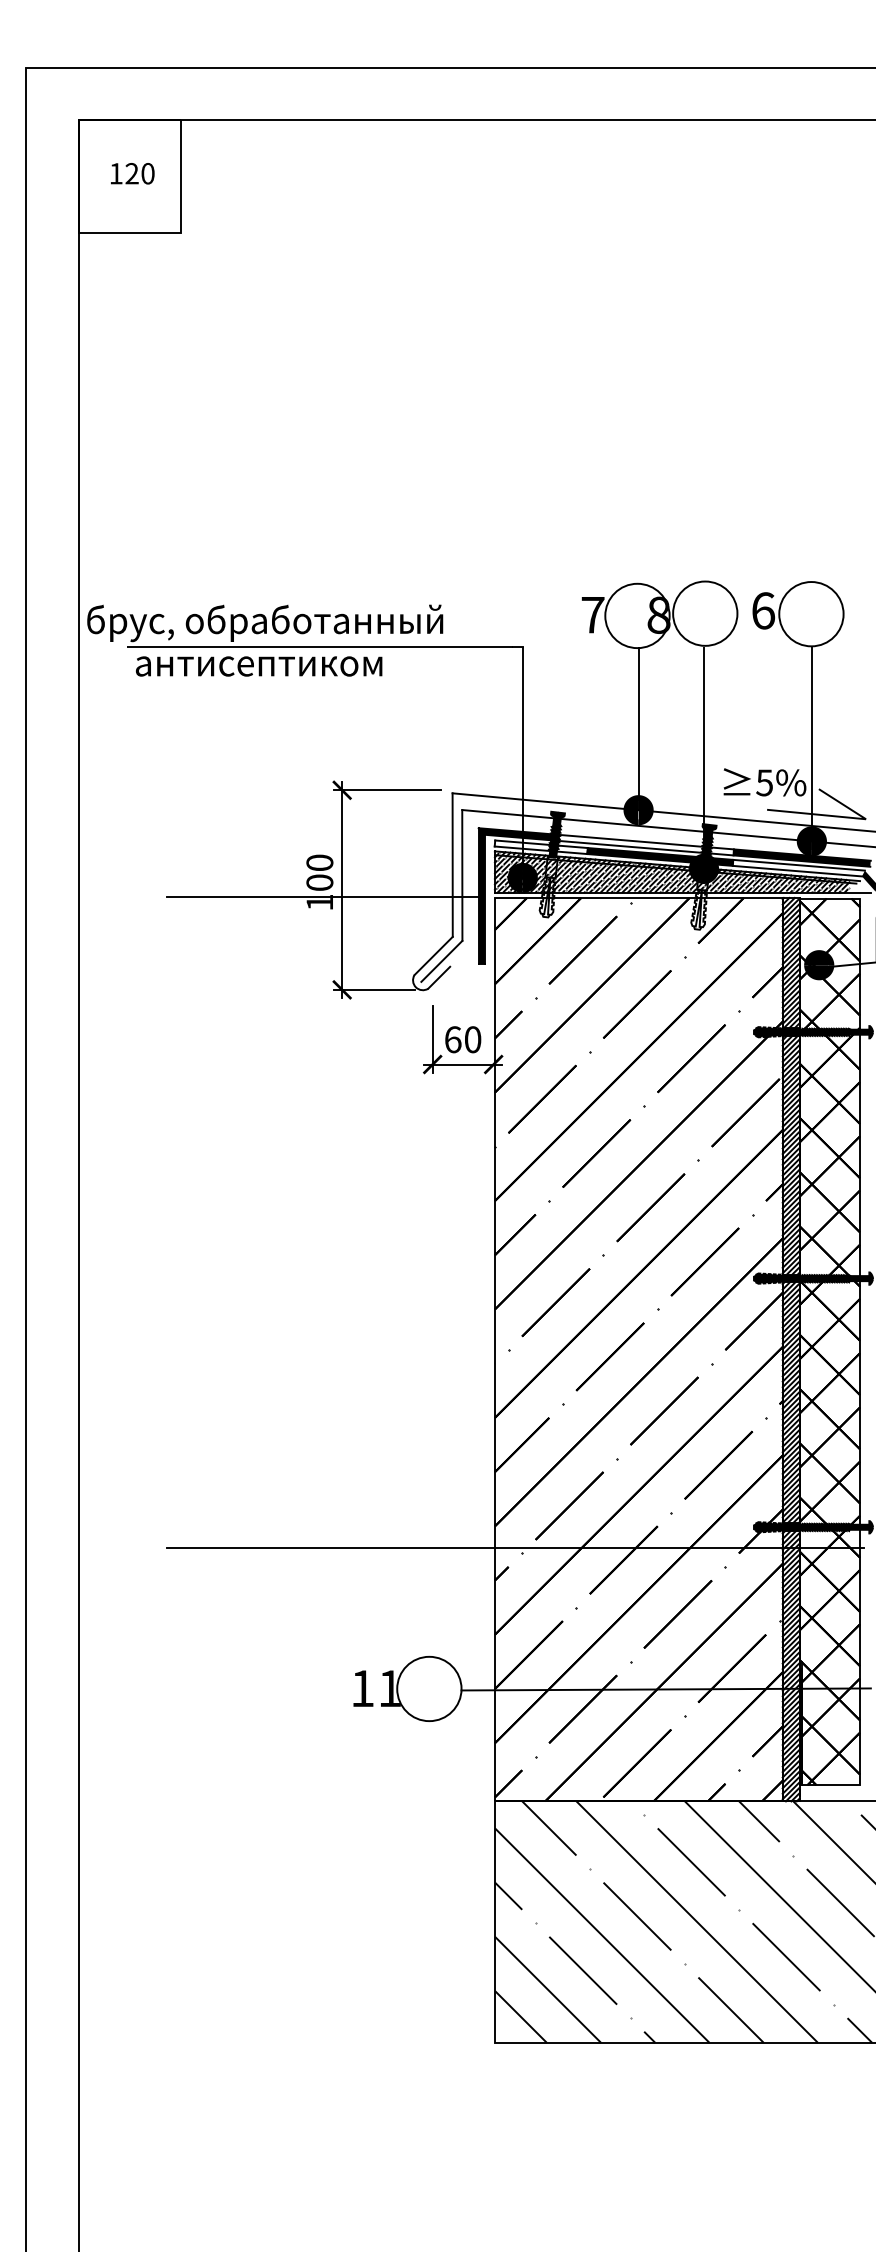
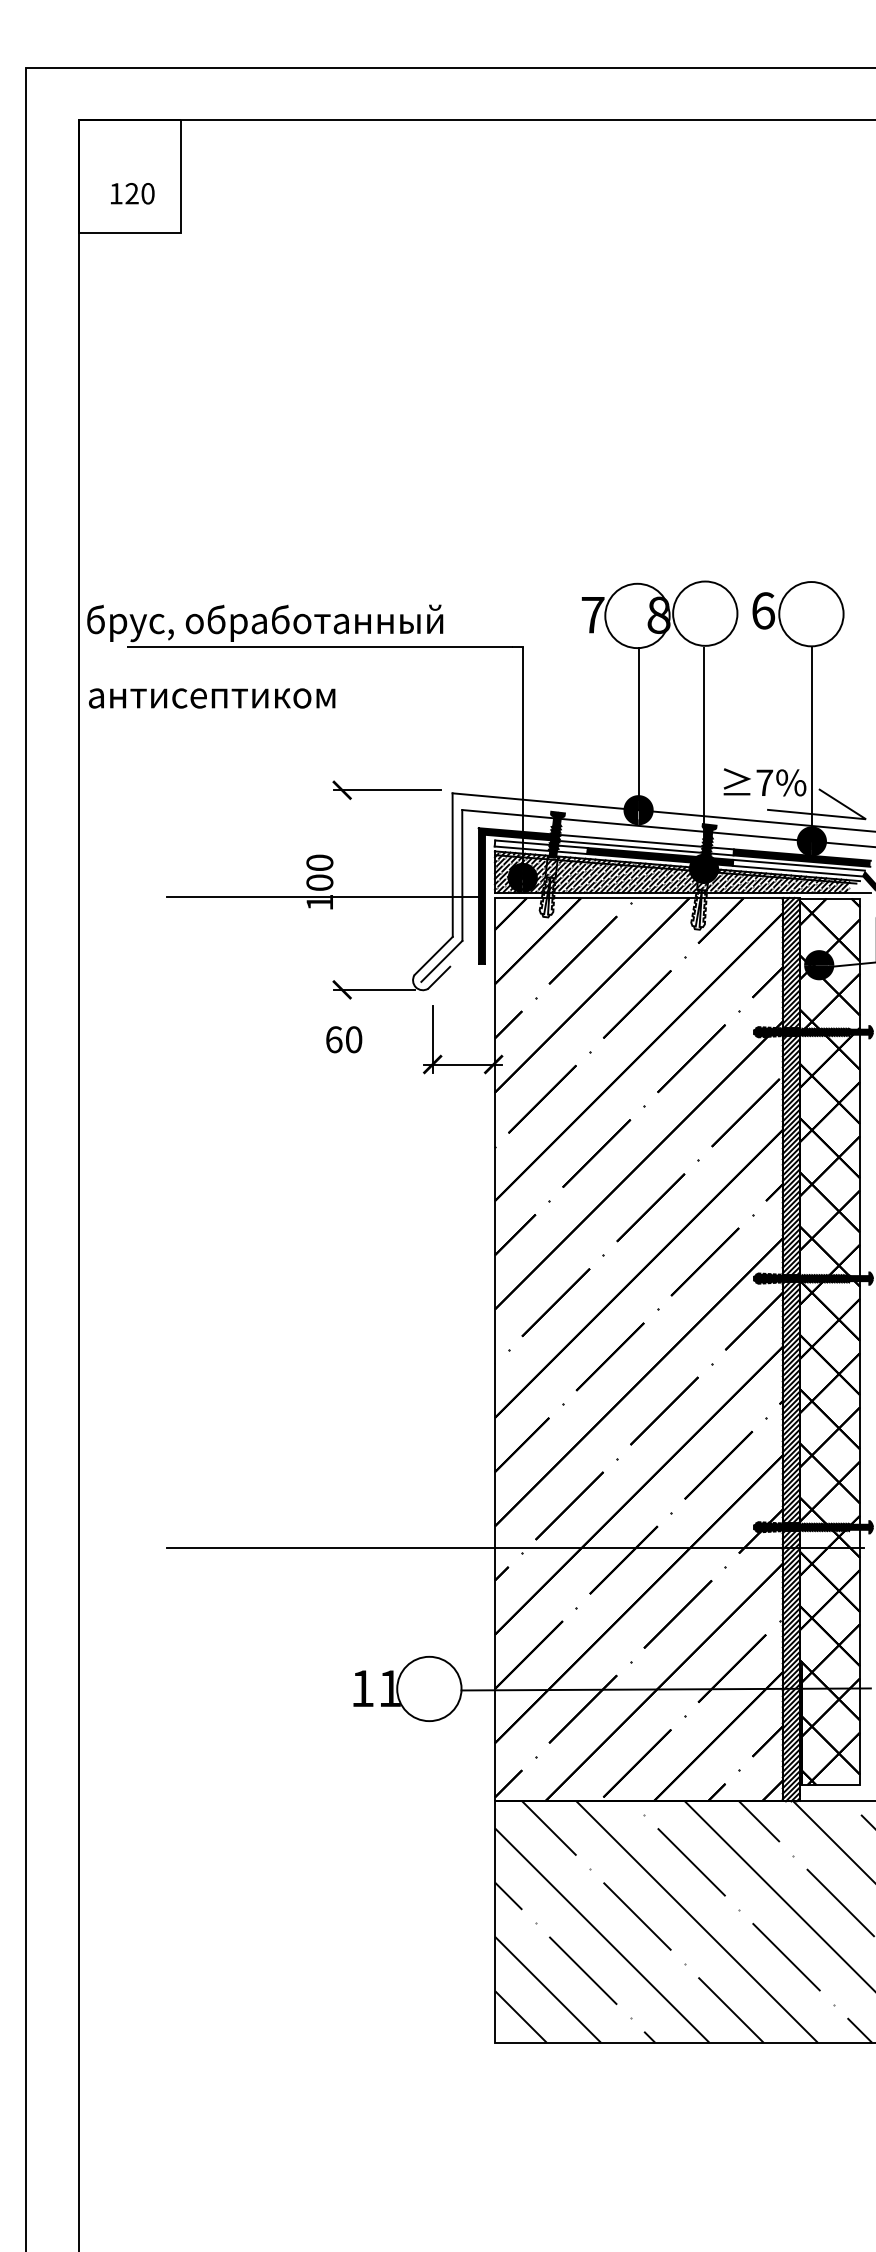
text position: (132, 173) -> (132, 193) (132, 193)
text position: (259, 666) -> (212, 698) (212, 698)
text: 5% -> 7% (764, 782)
line: present -> none (342, 889)
text position: (463, 1039) -> (344, 1039) (344, 1039)
